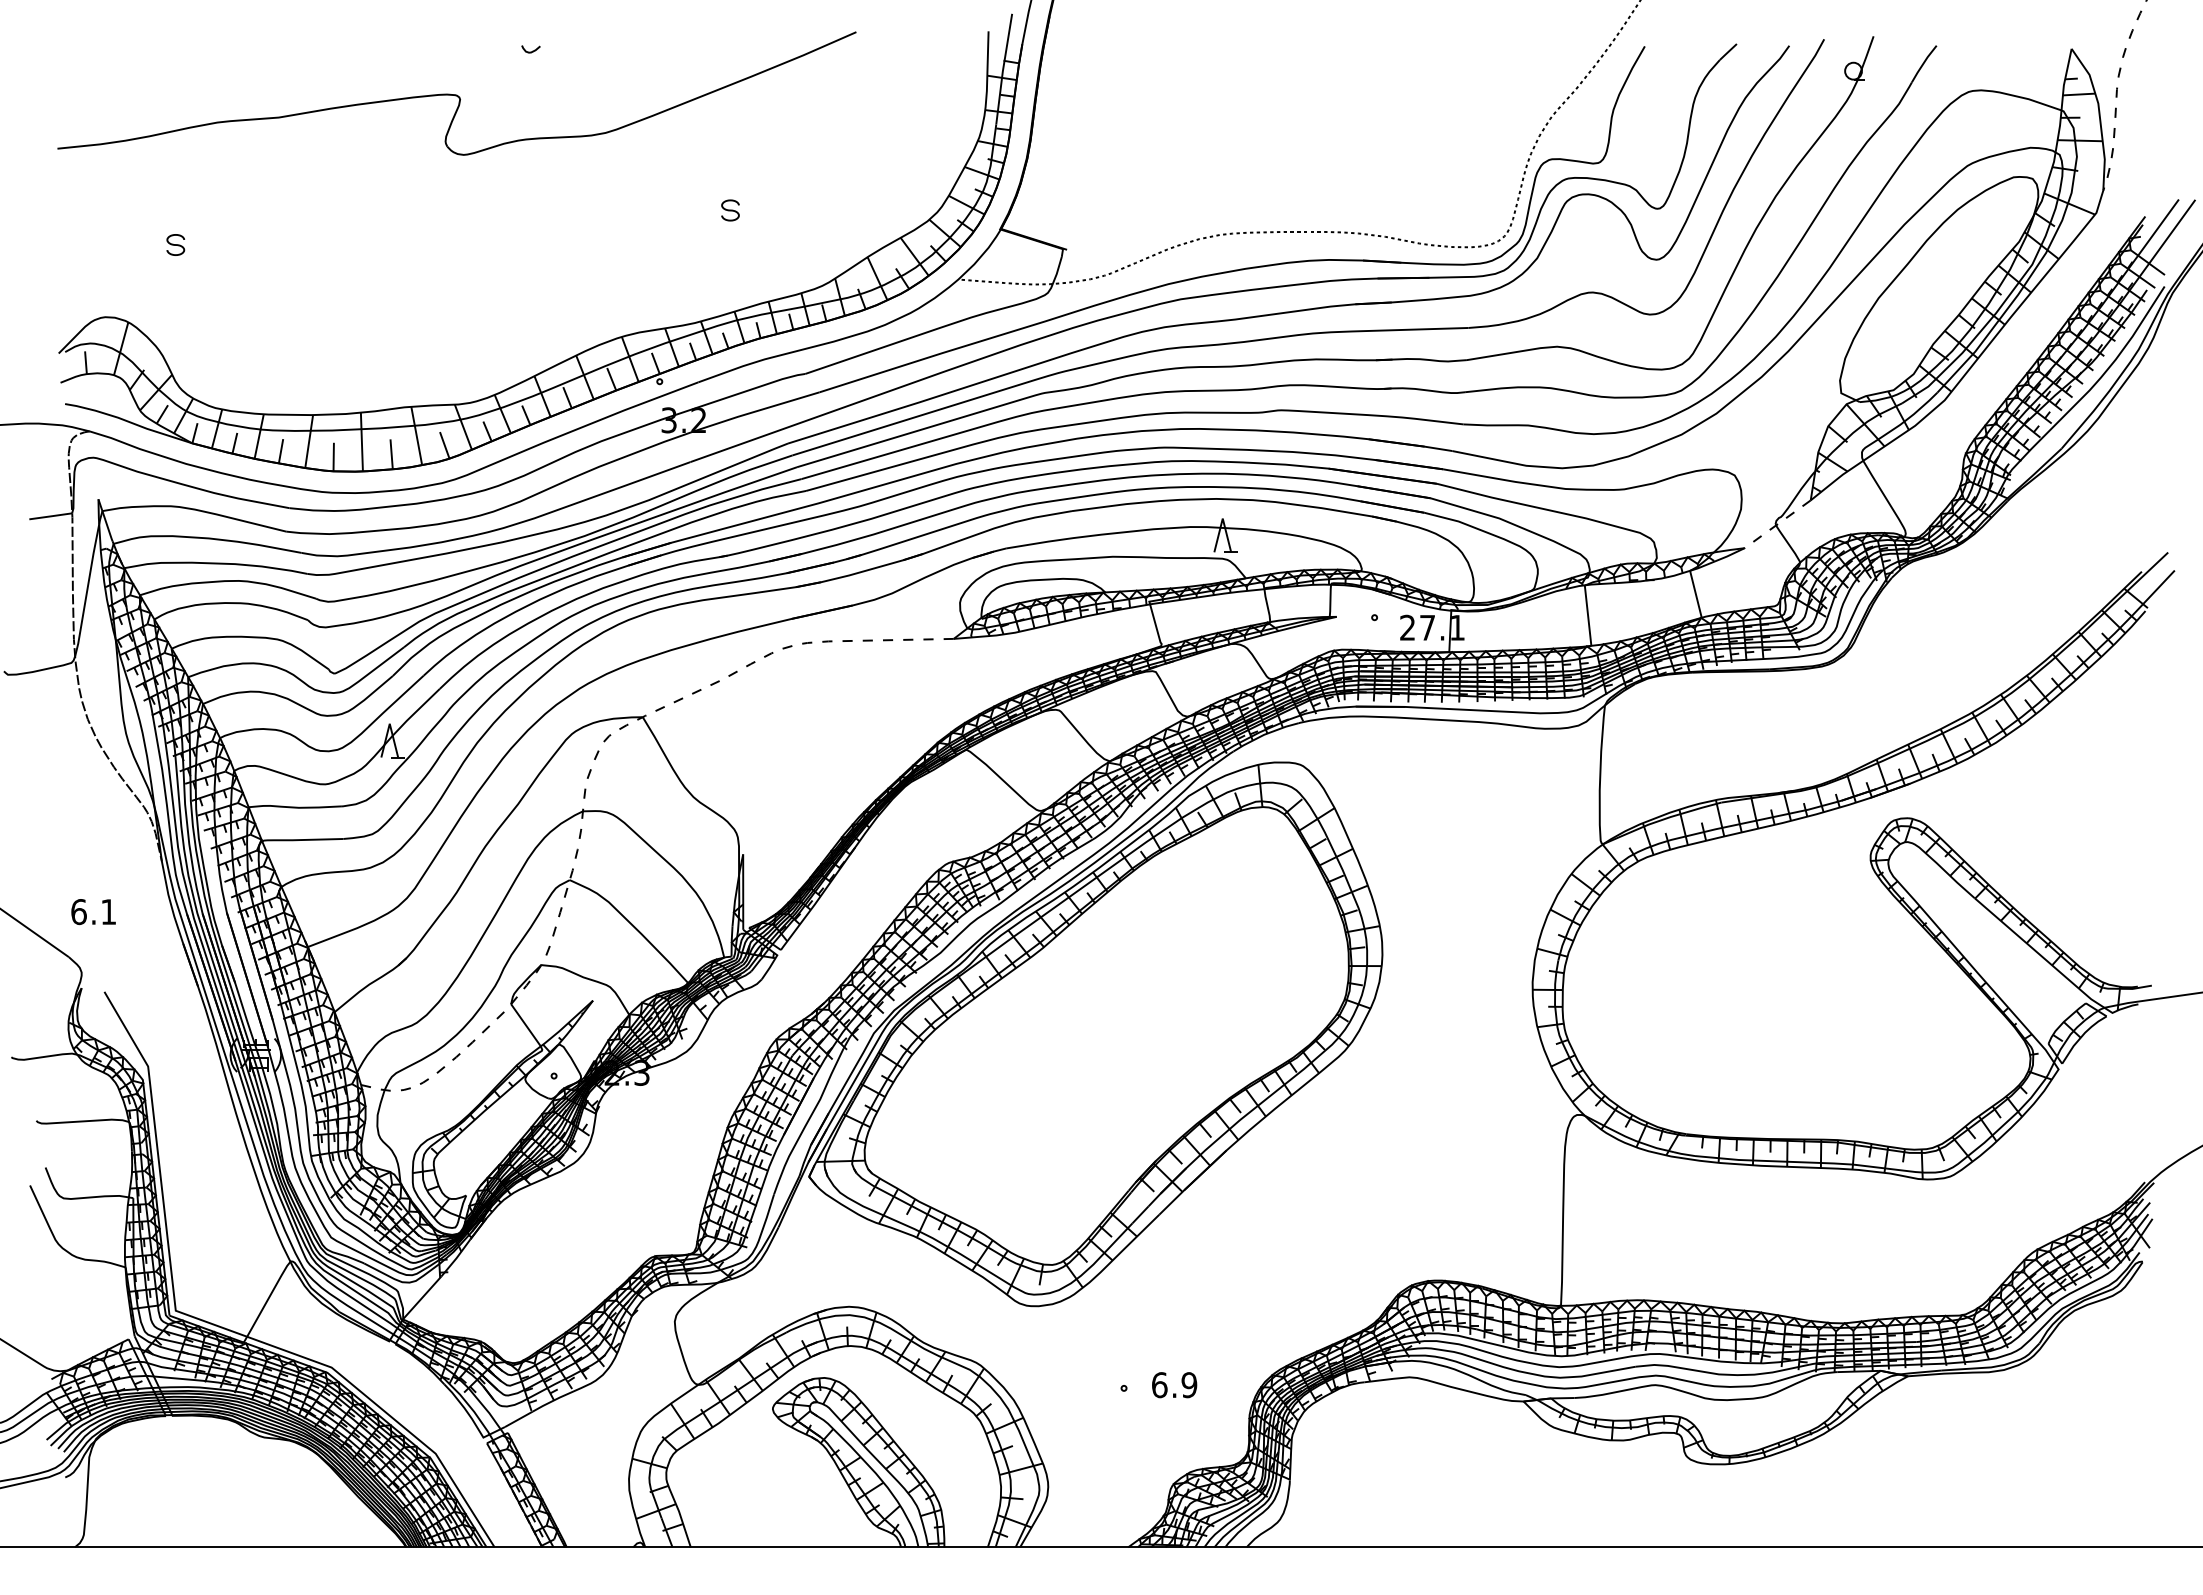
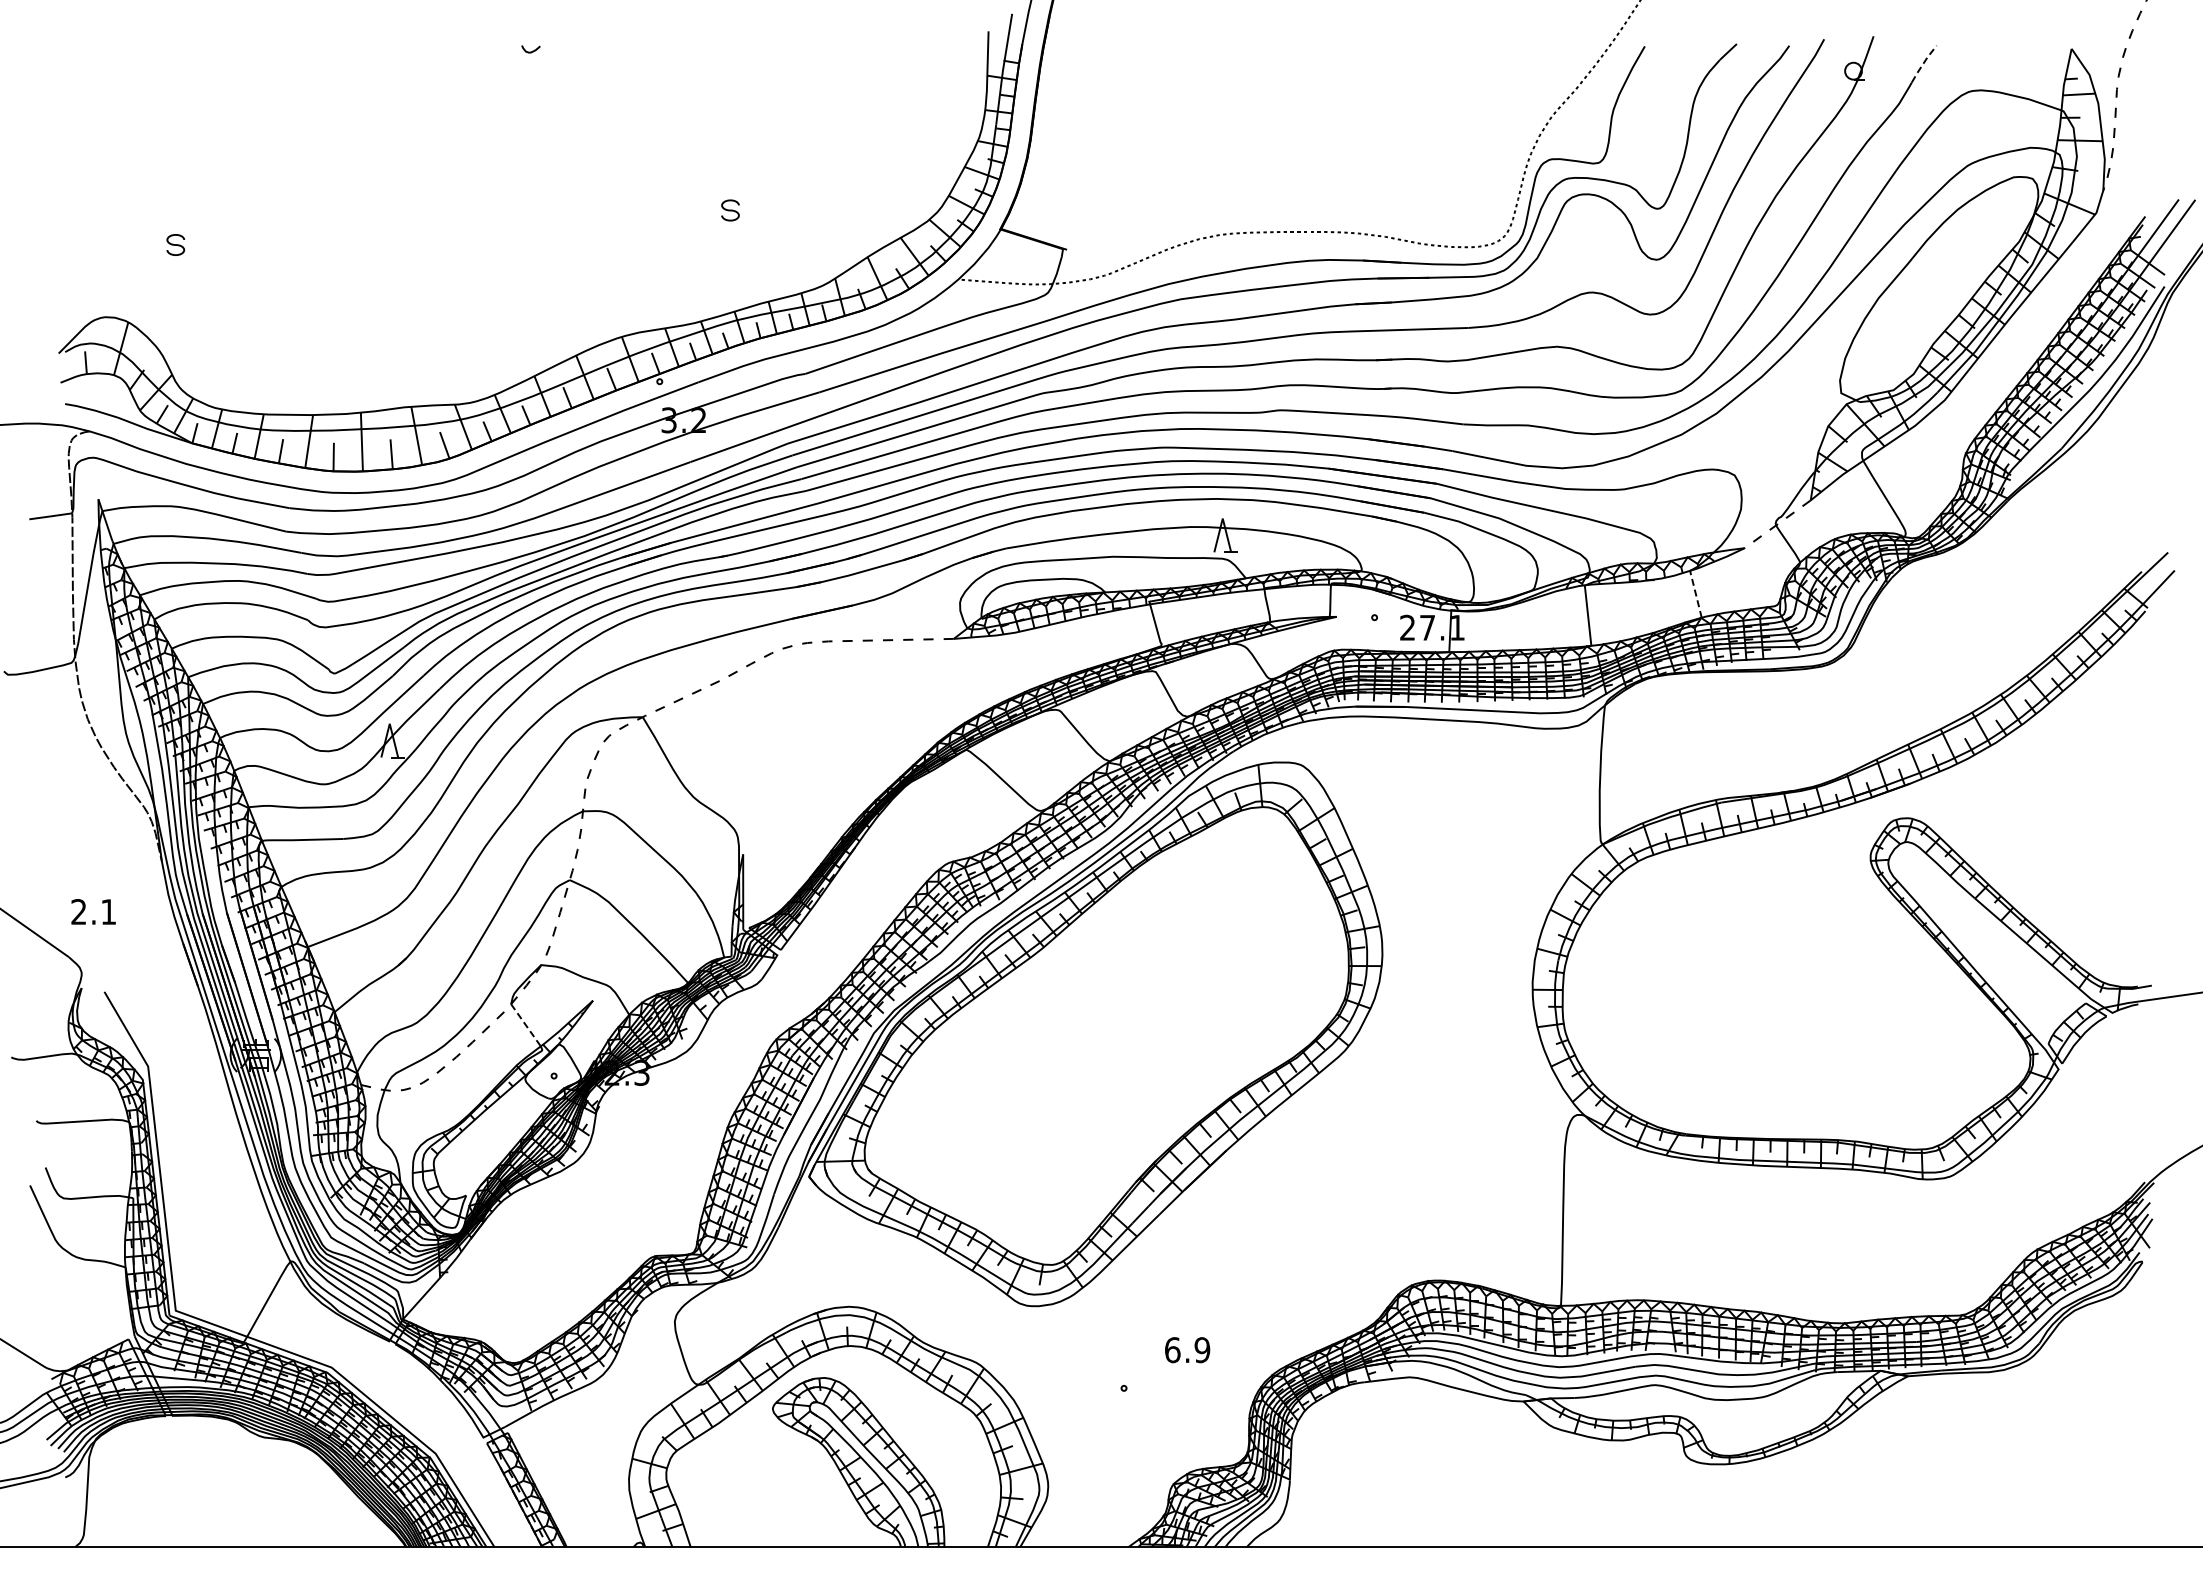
line: solid -> dashed (1923, 63)
part: present -> none (456, 93)
line: solid -> dashed (1695, 593)
text: 6.1 -> 2.1 (78, 912)
line: solid -> dashed (525, 1025)
text position: (1174, 1385) -> (1187, 1350) (1187, 1350)
